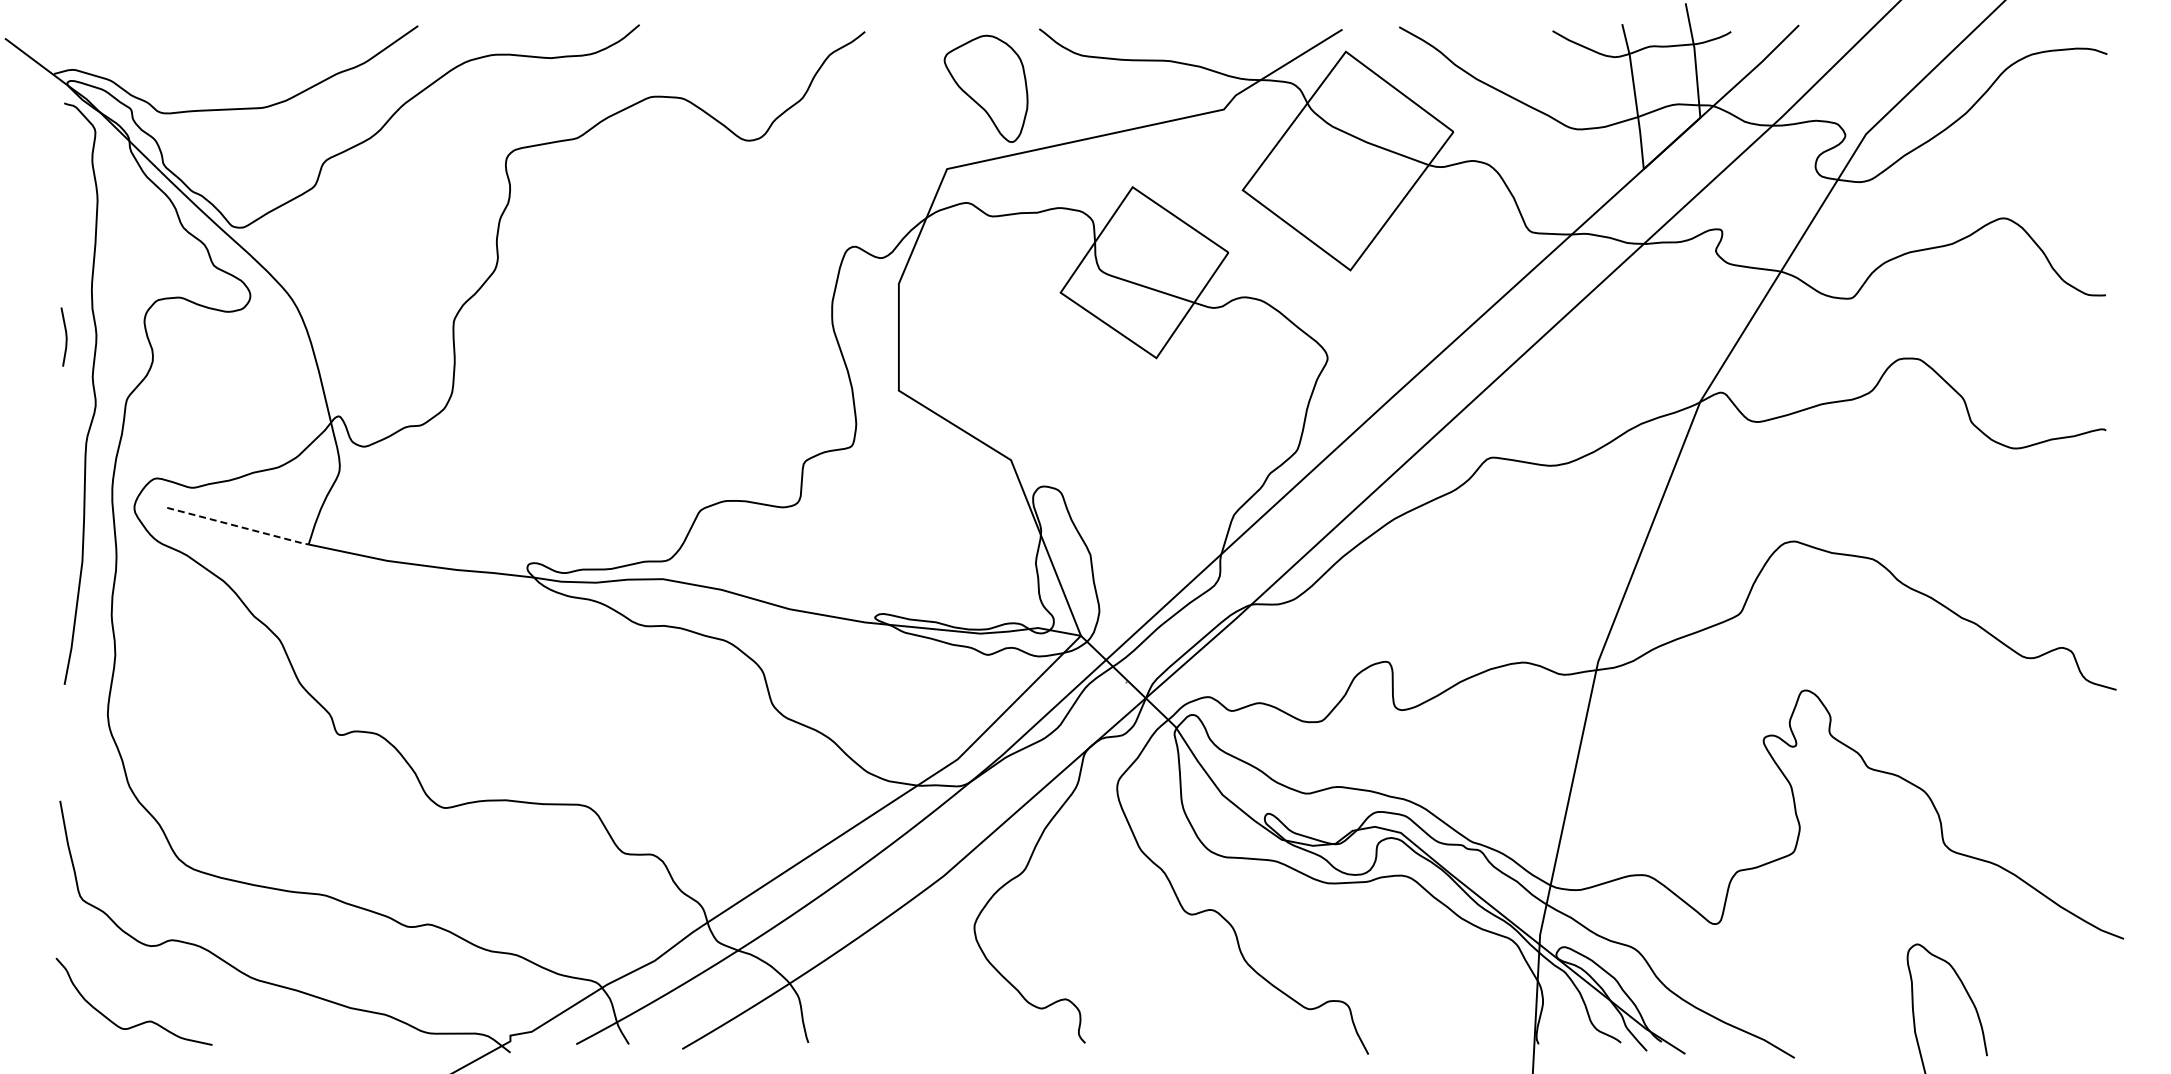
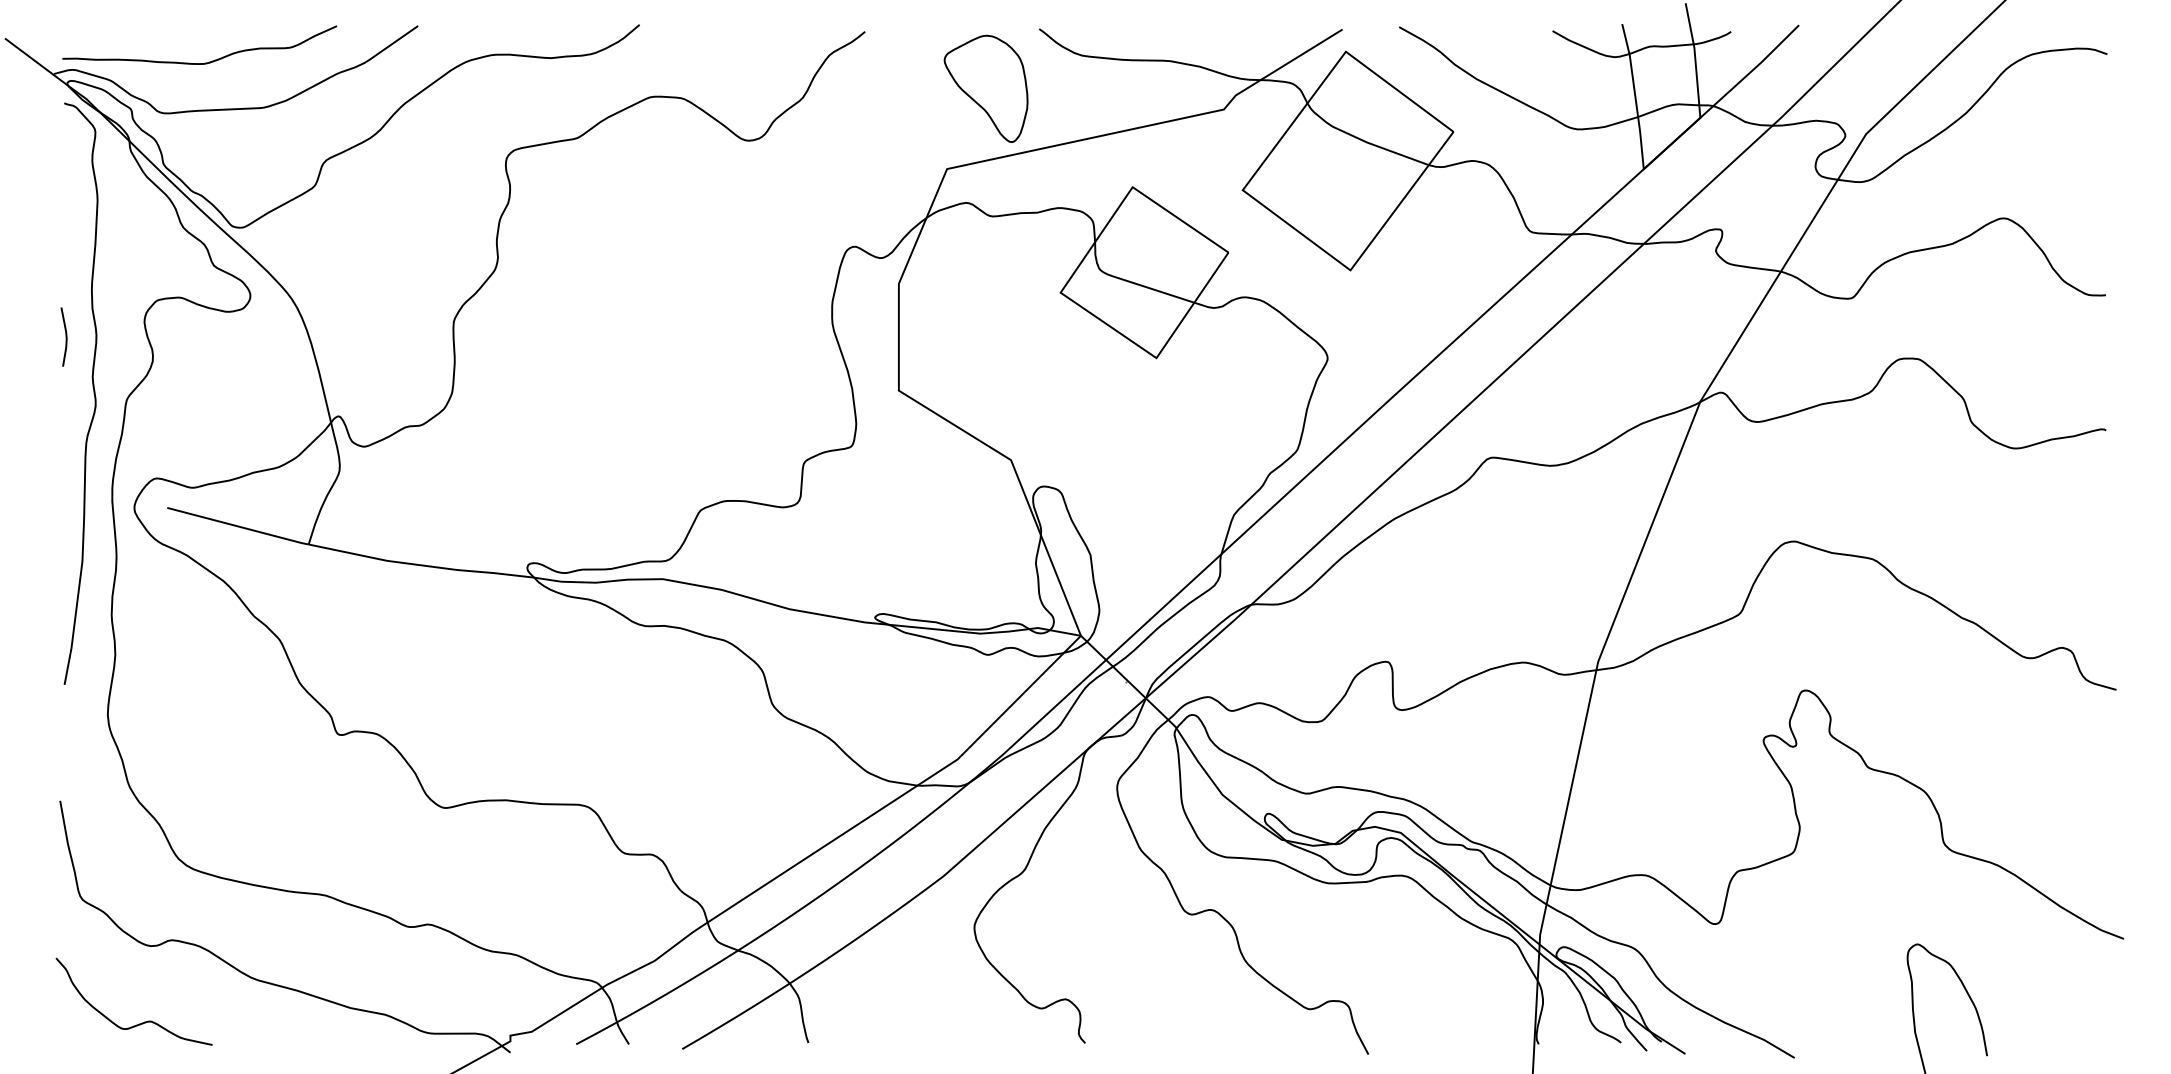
curve: none -> present (204, 62)
line: dashed -> solid (238, 526)
